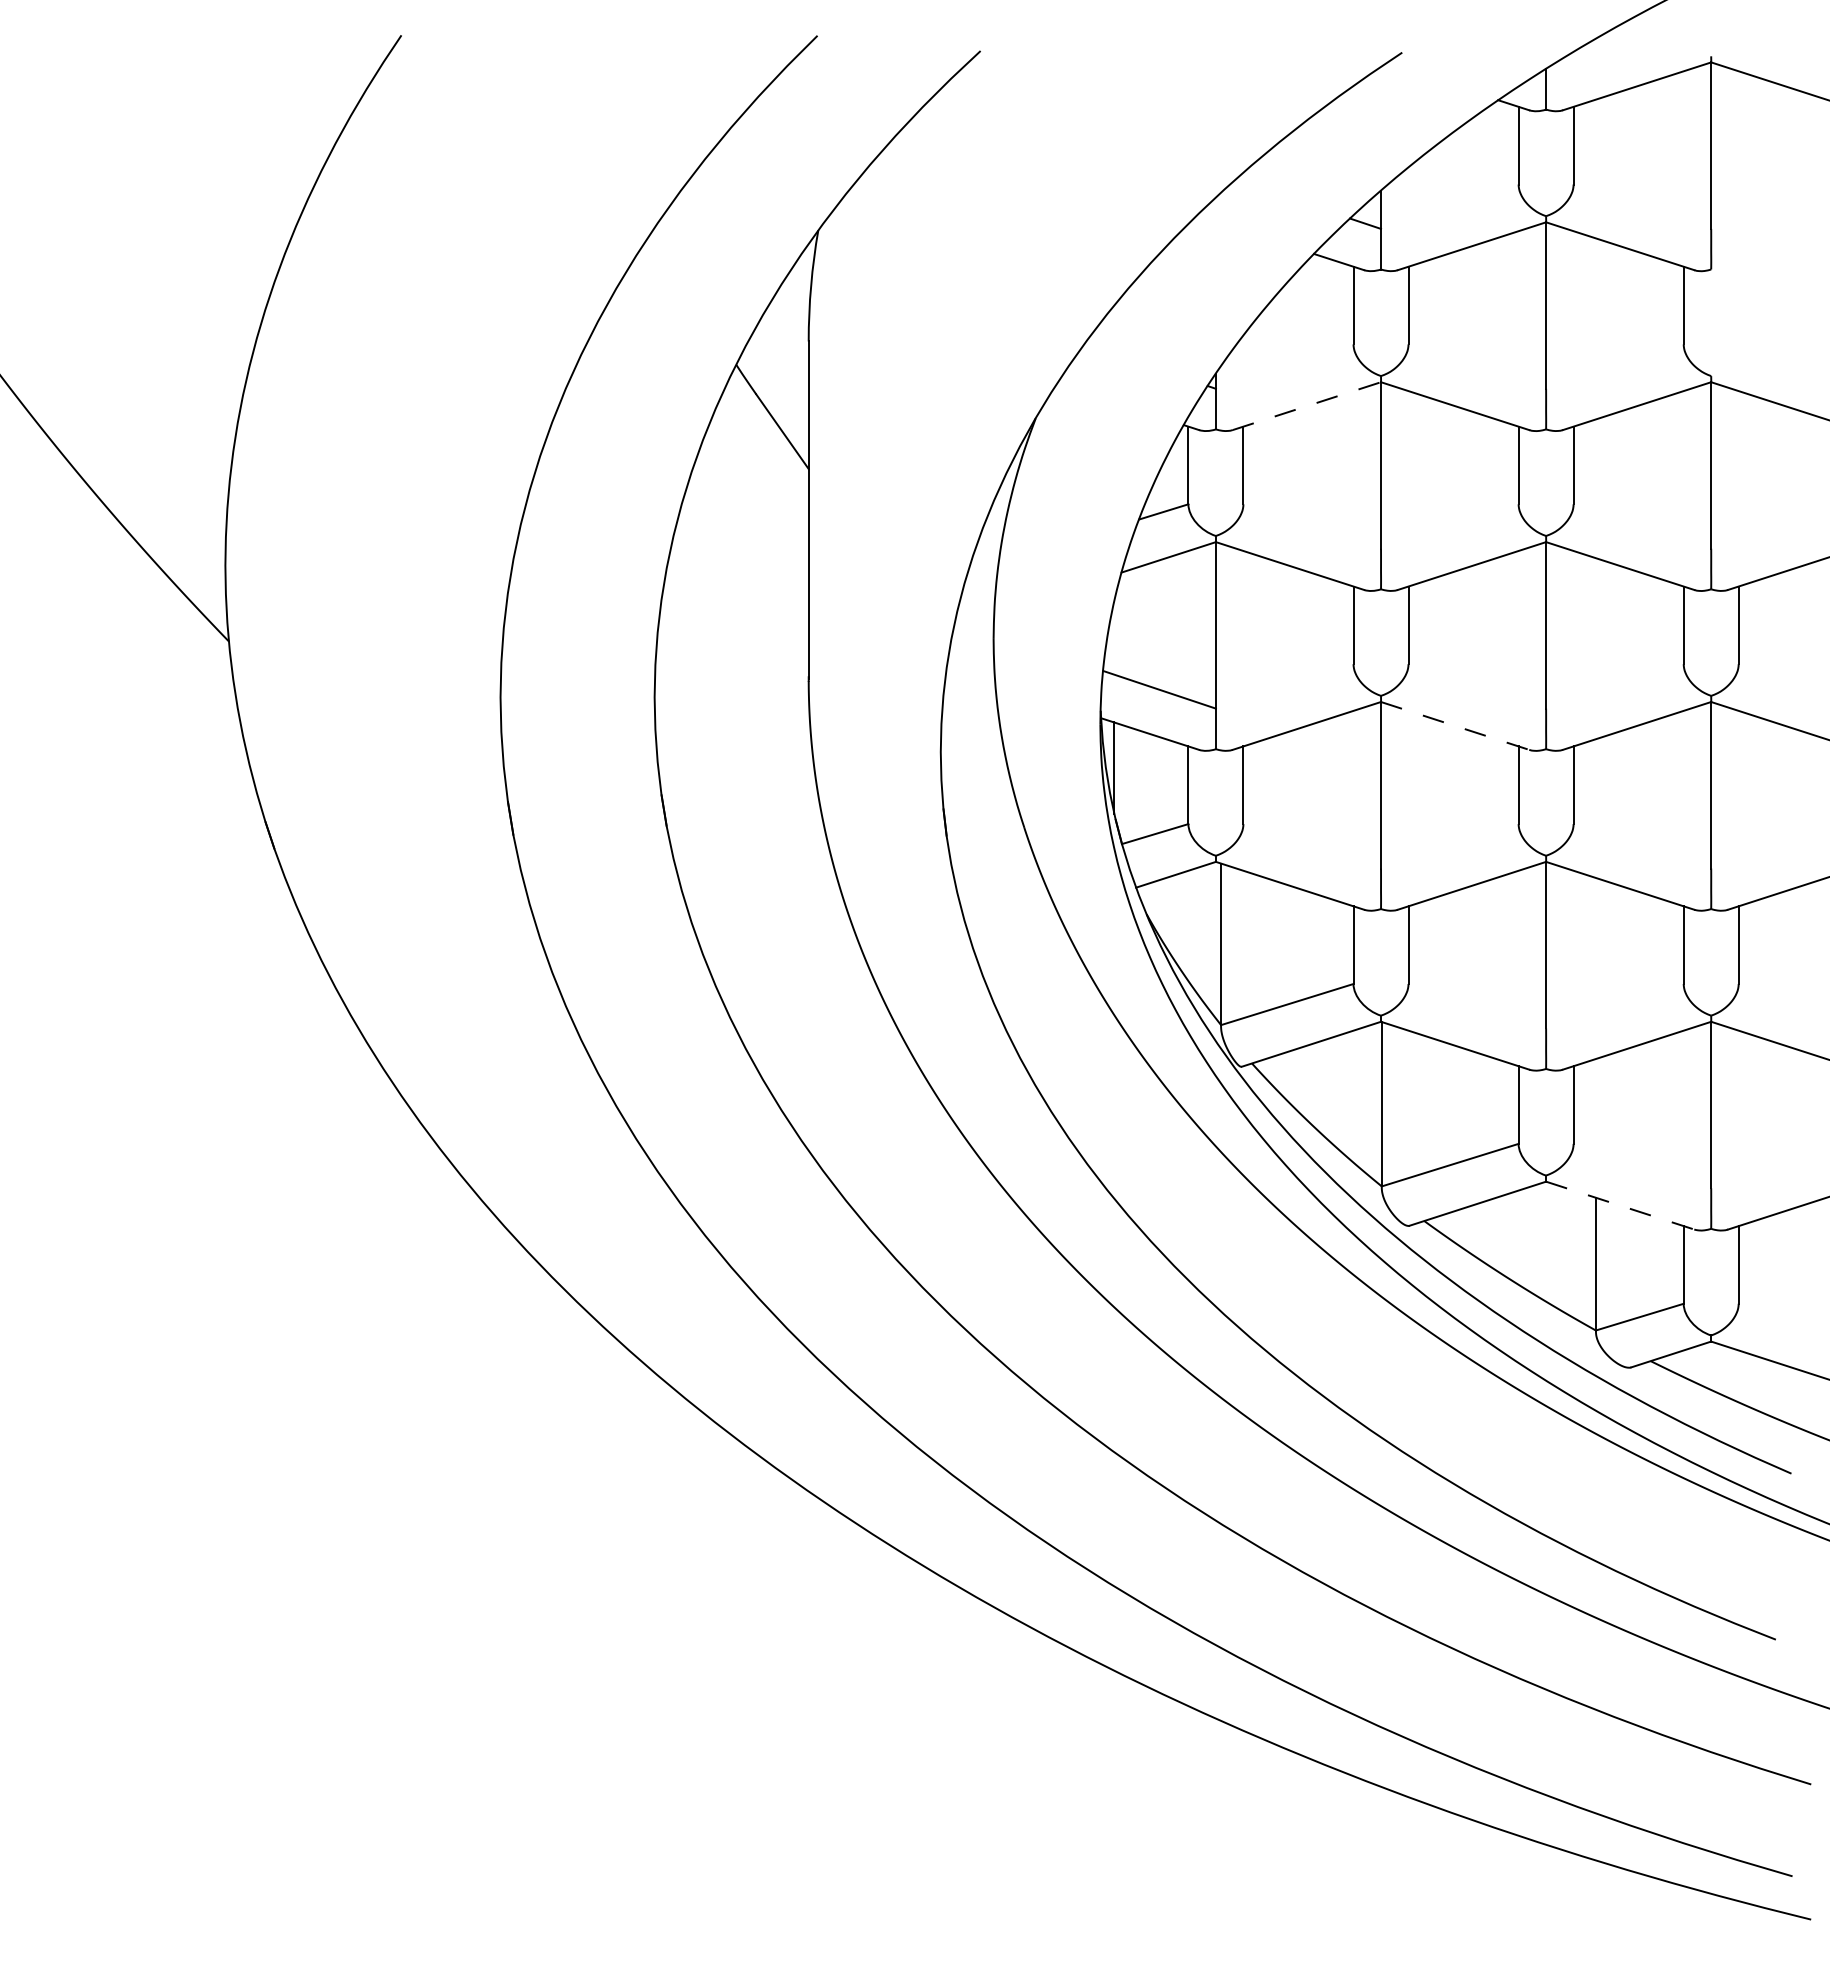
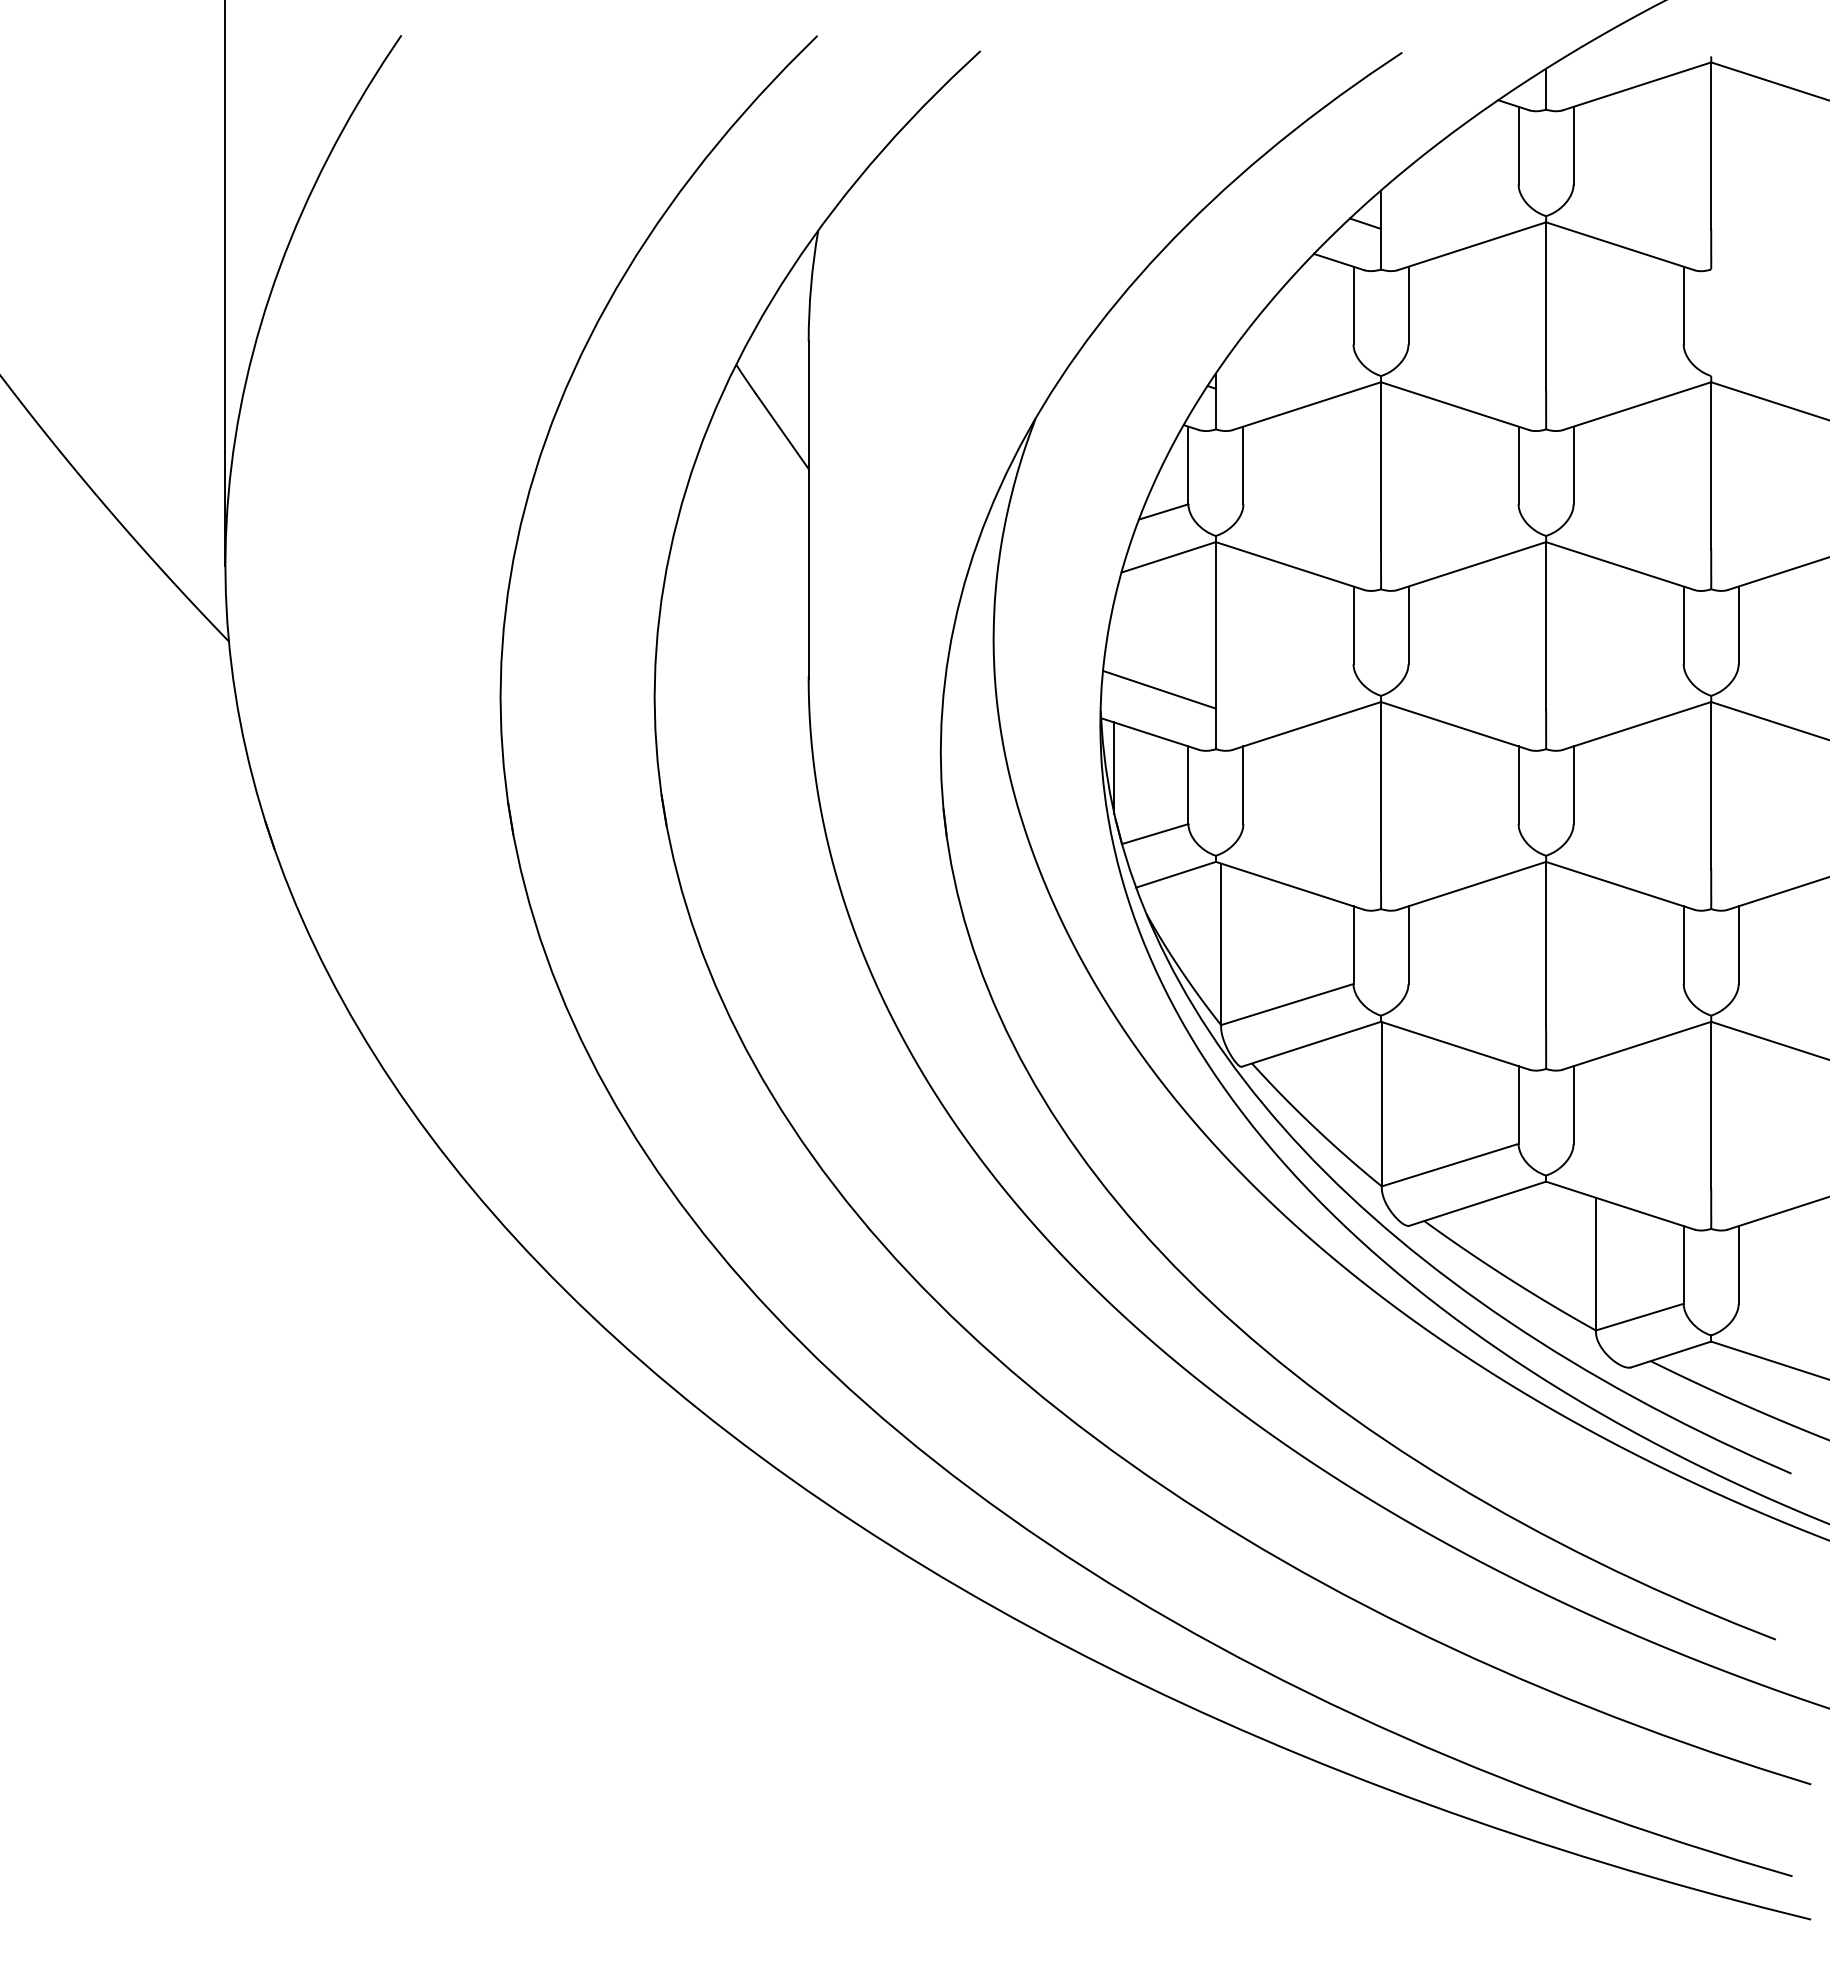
line: none -> present (225, 283)
line: dashed -> solid (1306, 406)
line: dashed -> solid (1455, 725)
line: dashed -> solid (1620, 1205)
